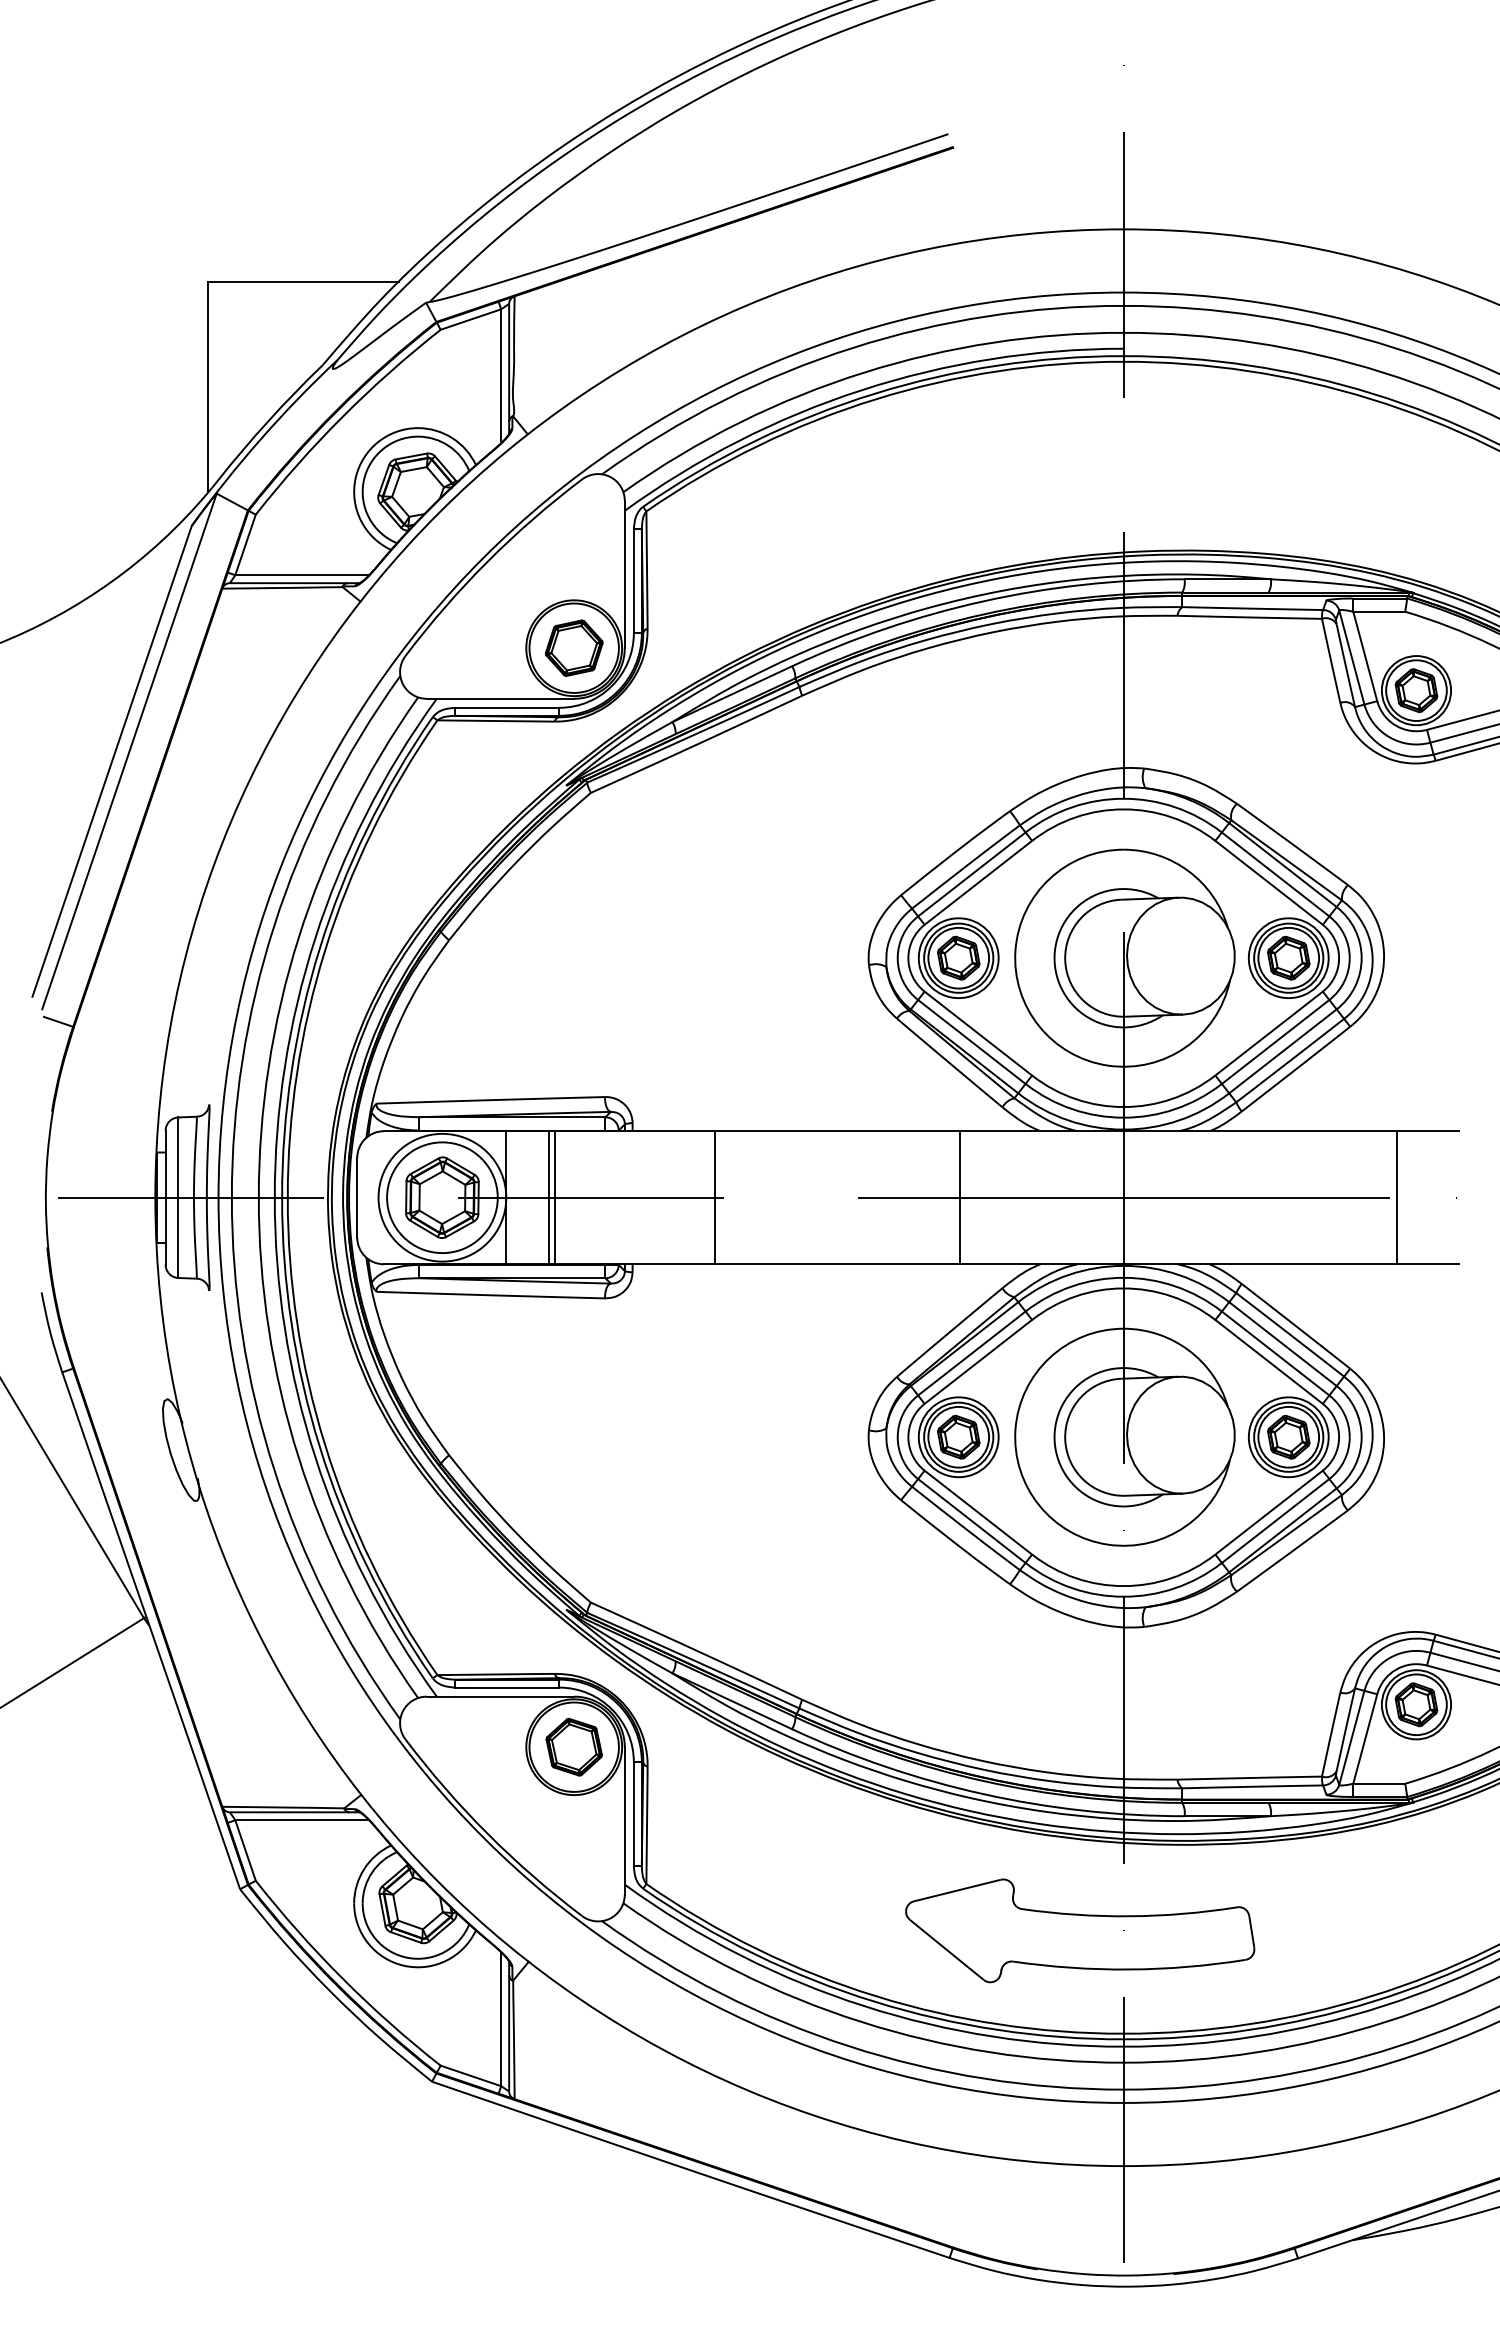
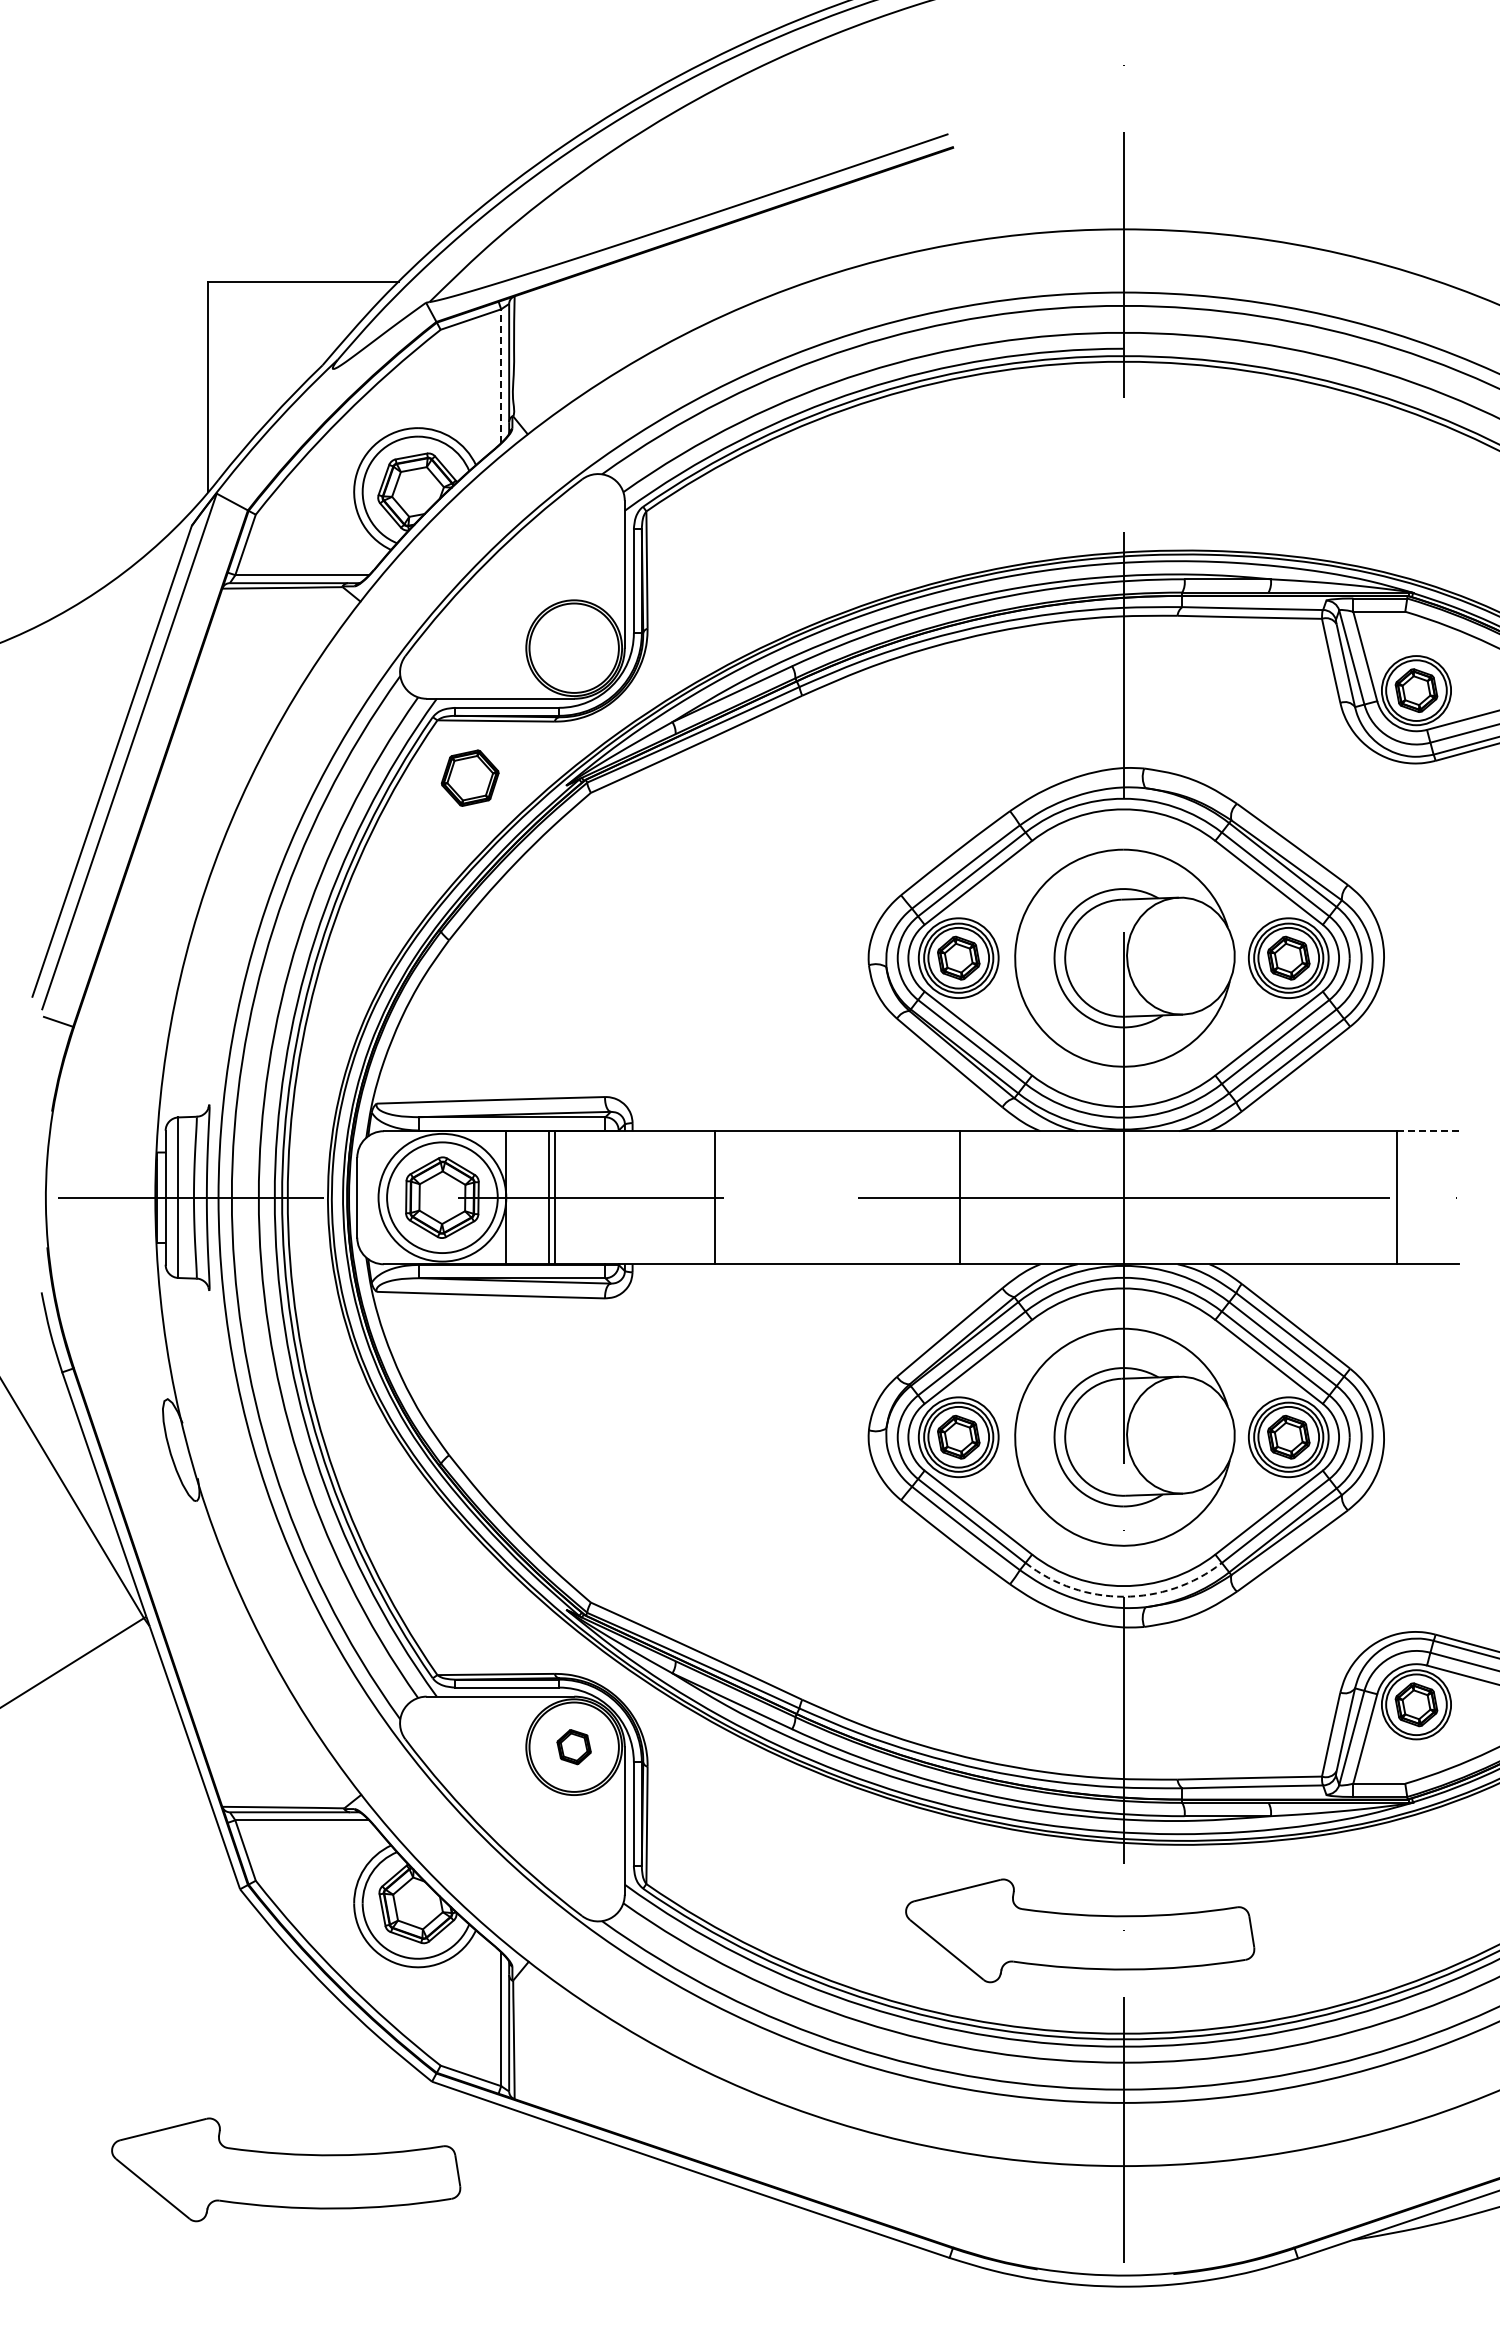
line: solid -> dashed (501, 376)
part position: (573, 647) -> (469, 777) (469, 777)
line: solid -> dashed (1428, 1131)
arc: solid -> dashed (1123, 1596)
part size: 58x60 px -> 36x37 px (573, 1747)
part: none -> present (286, 2169)
